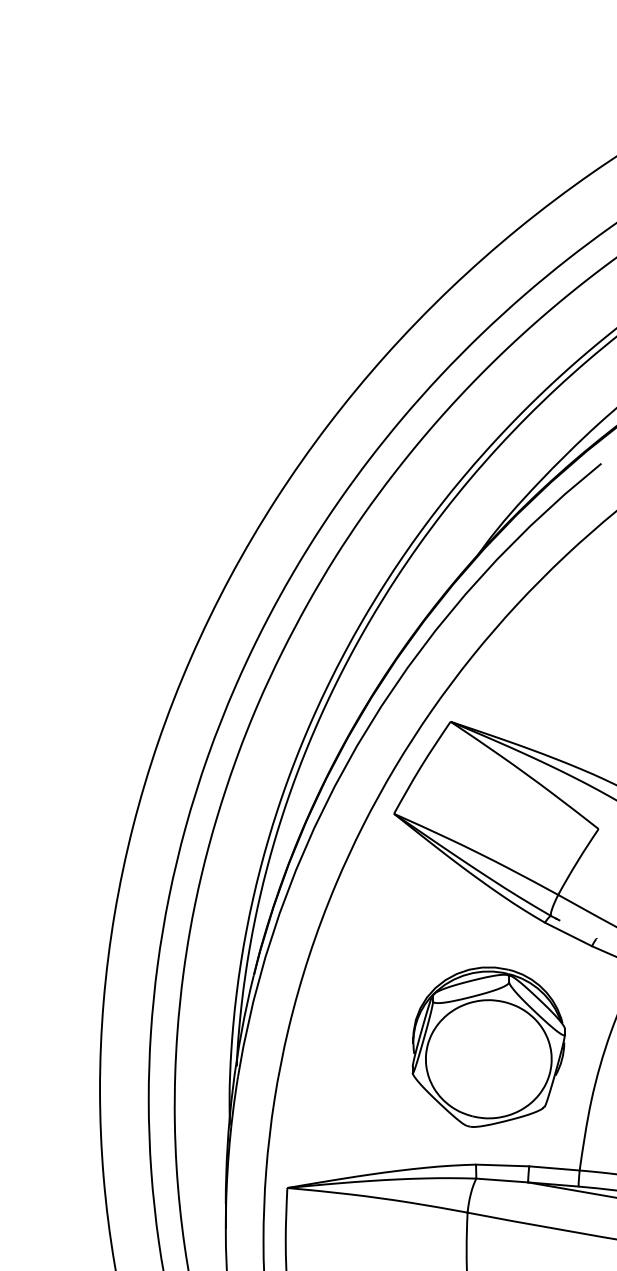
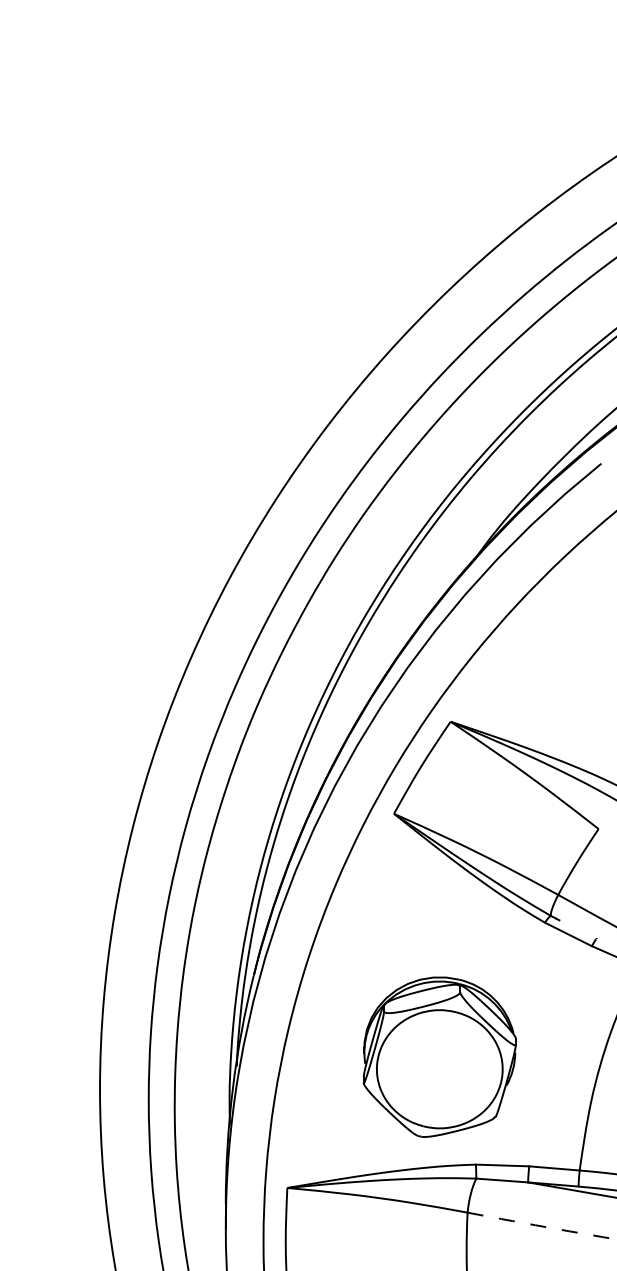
part position: (488, 1046) -> (439, 1056) (439, 1056)
arc: solid -> dashed (542, 1226)
